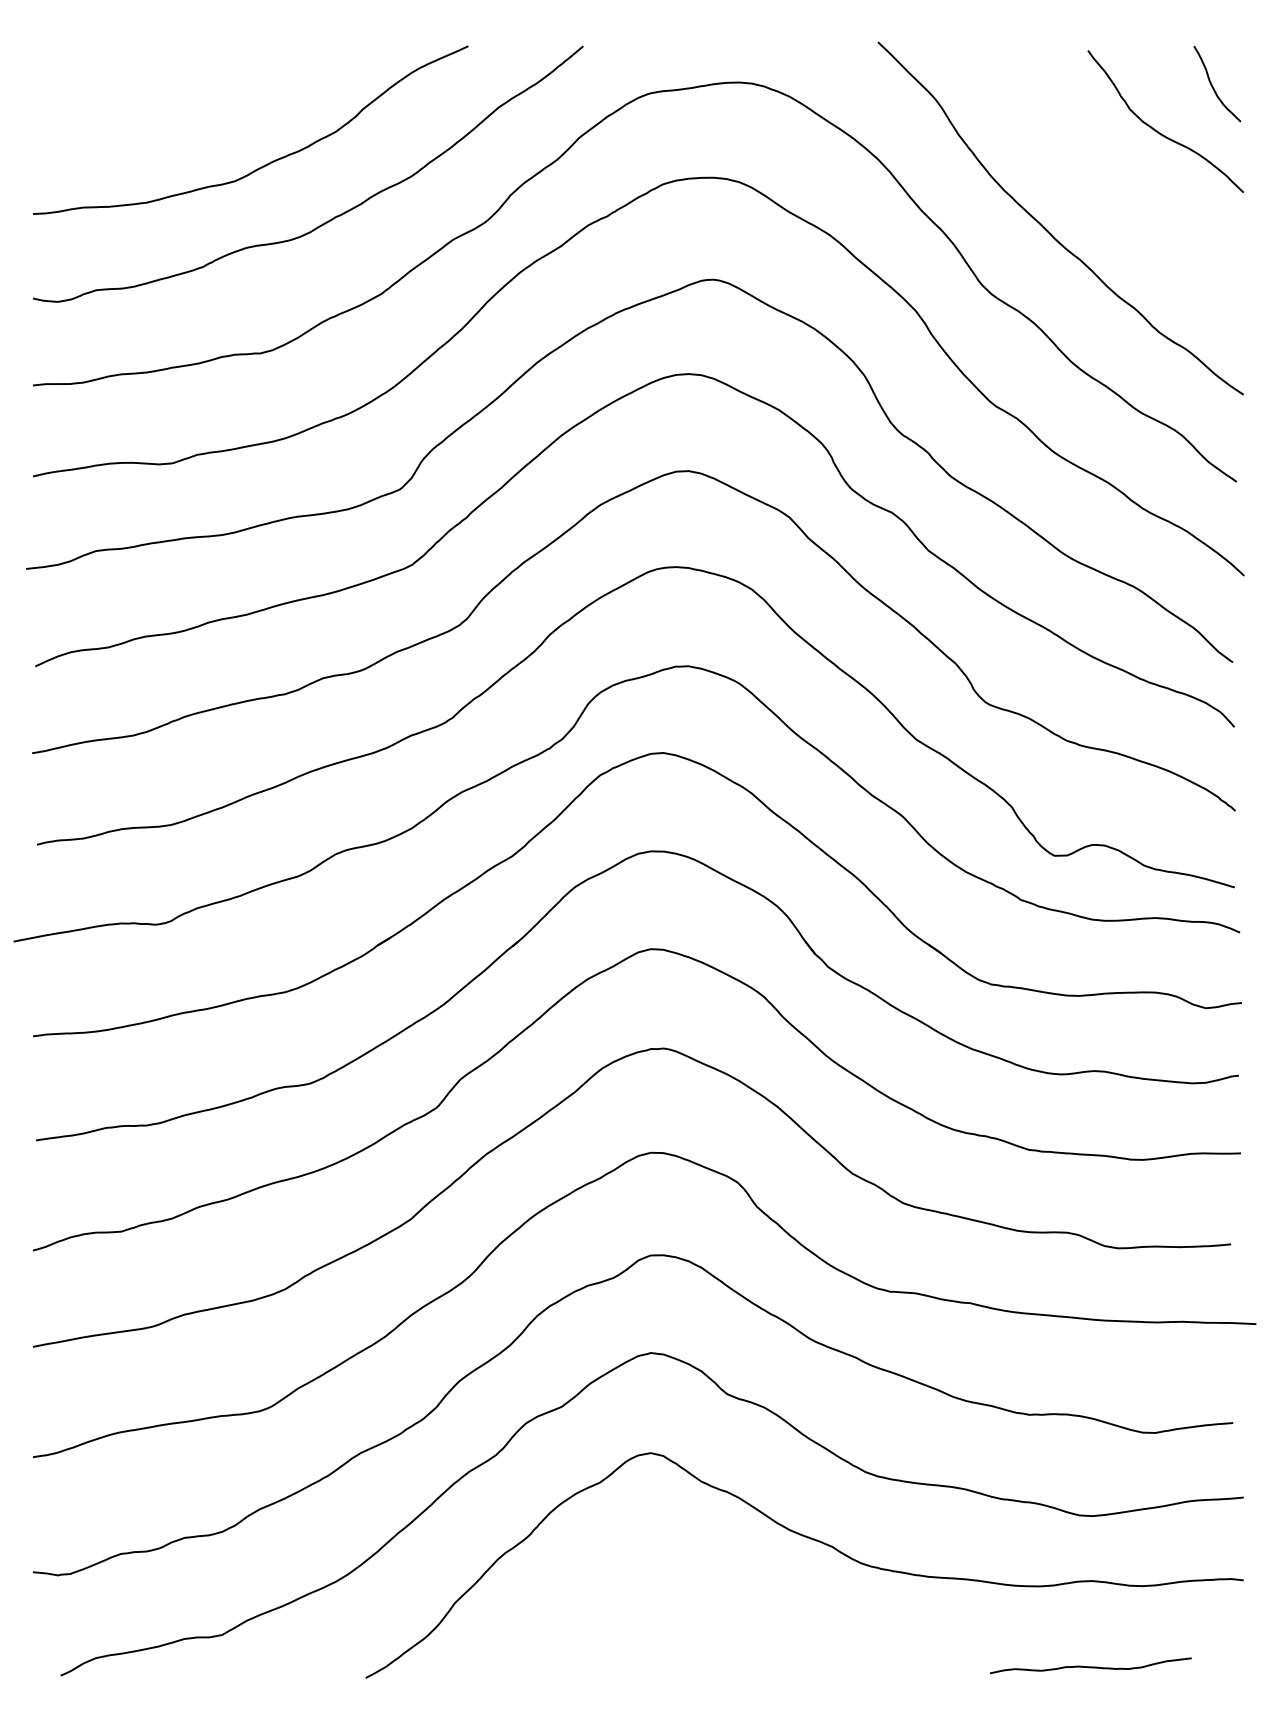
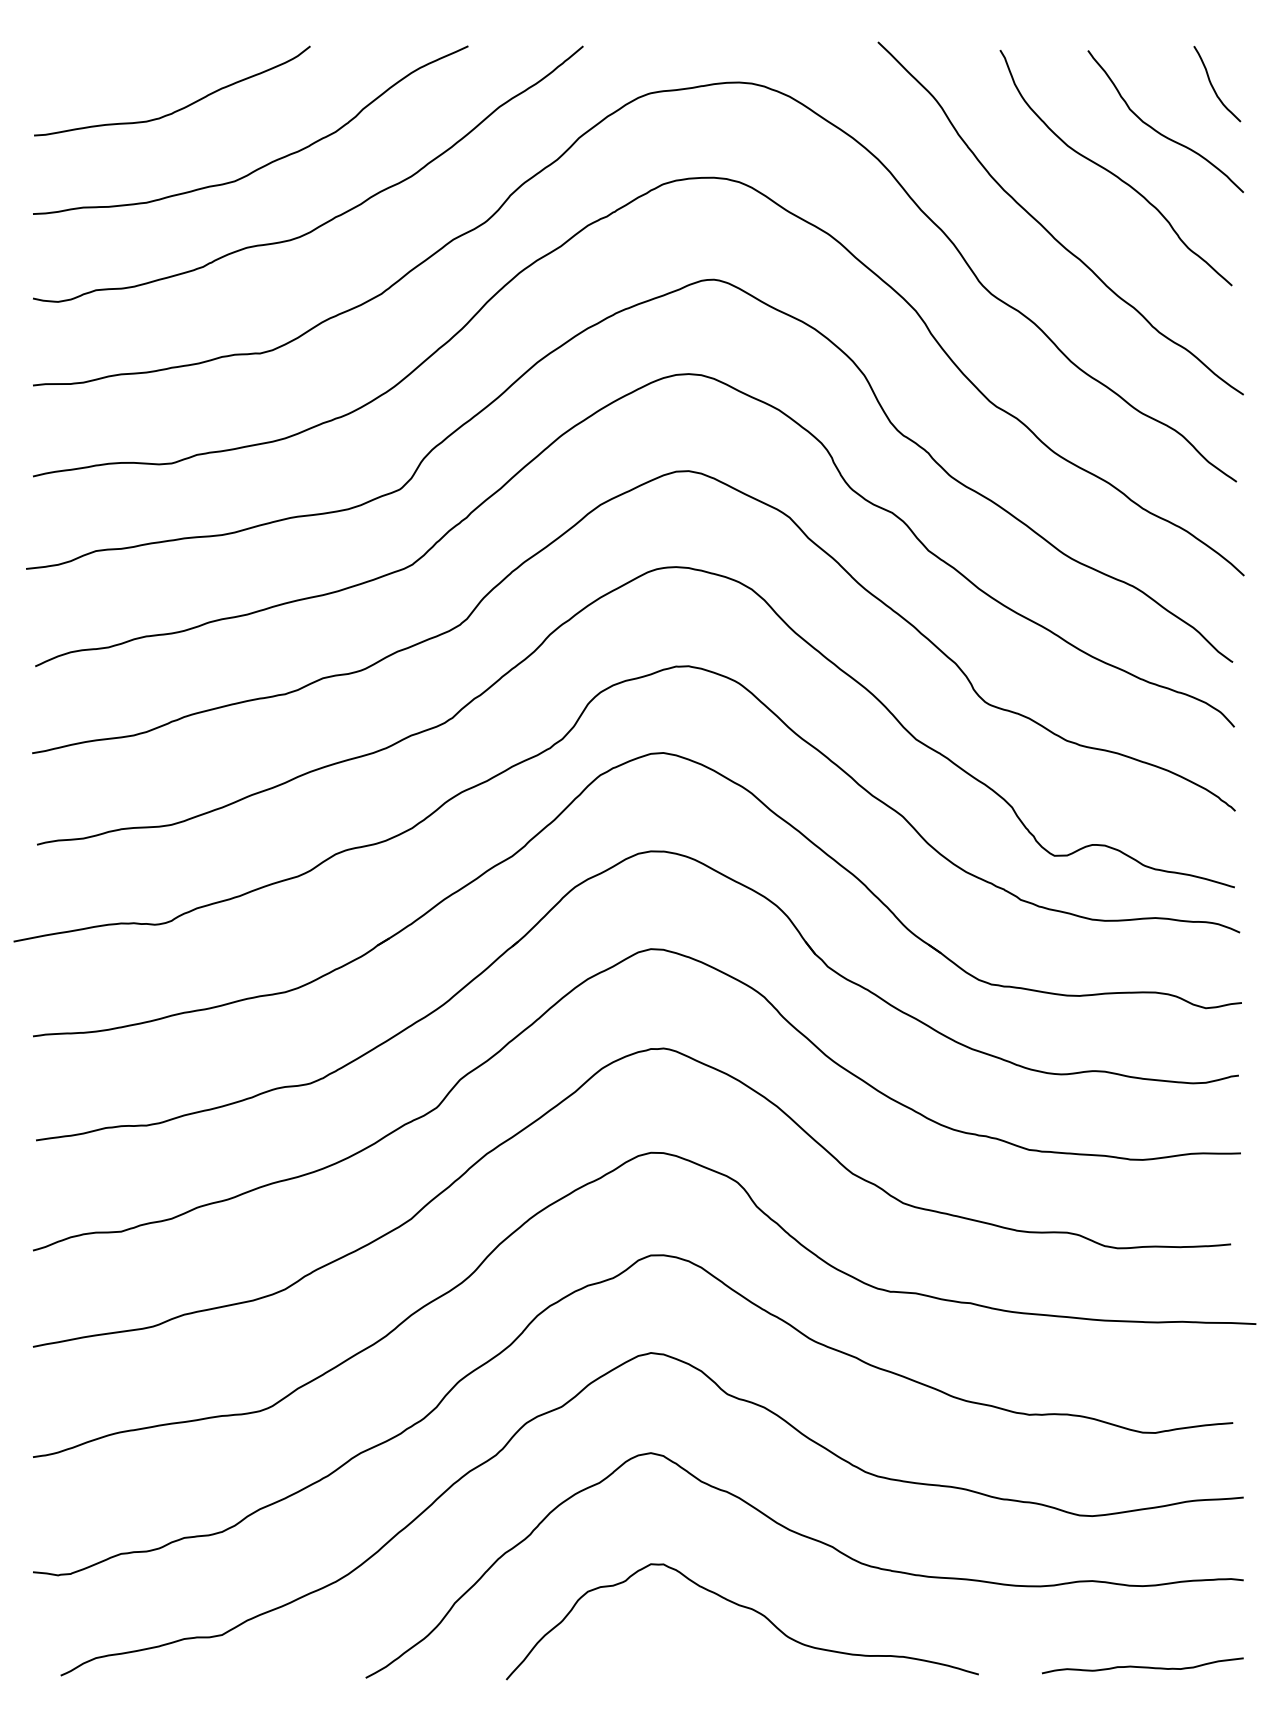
curve: none -> present (177, 109)
curve: none -> present (1111, 171)
curve: none -> present (745, 1608)
curve position: (1090, 1666) -> (1142, 1666) (1142, 1666)
